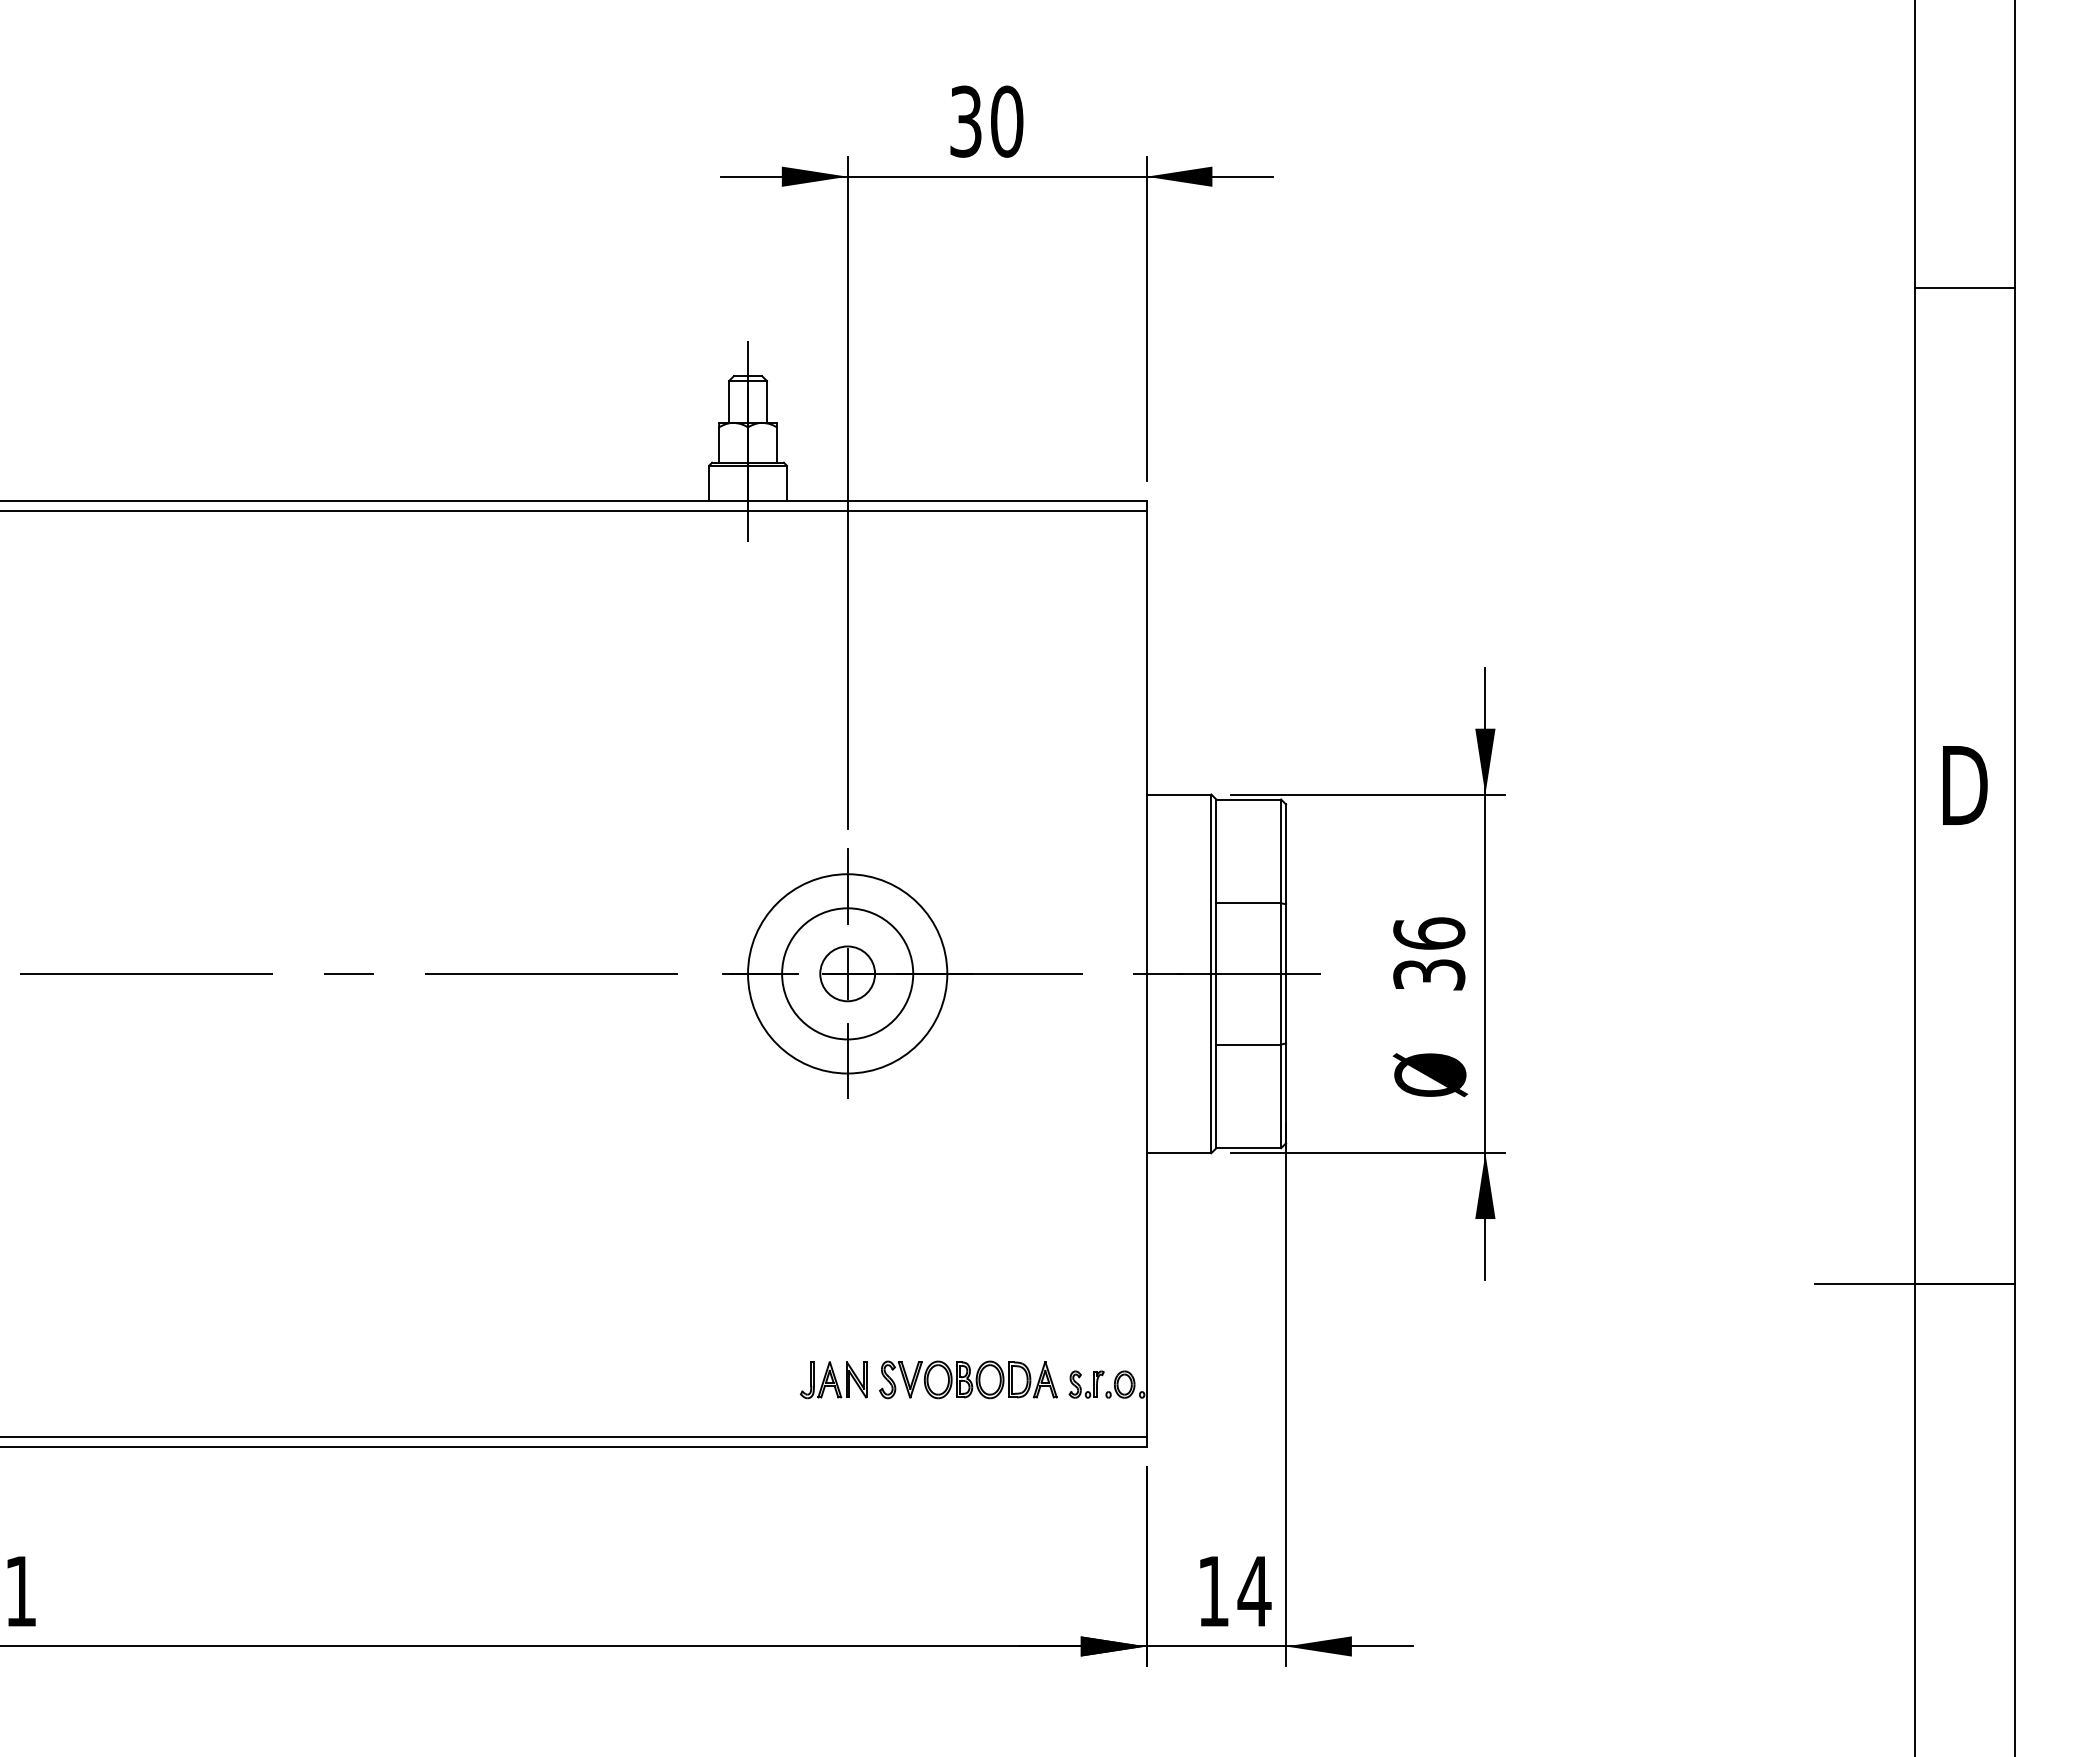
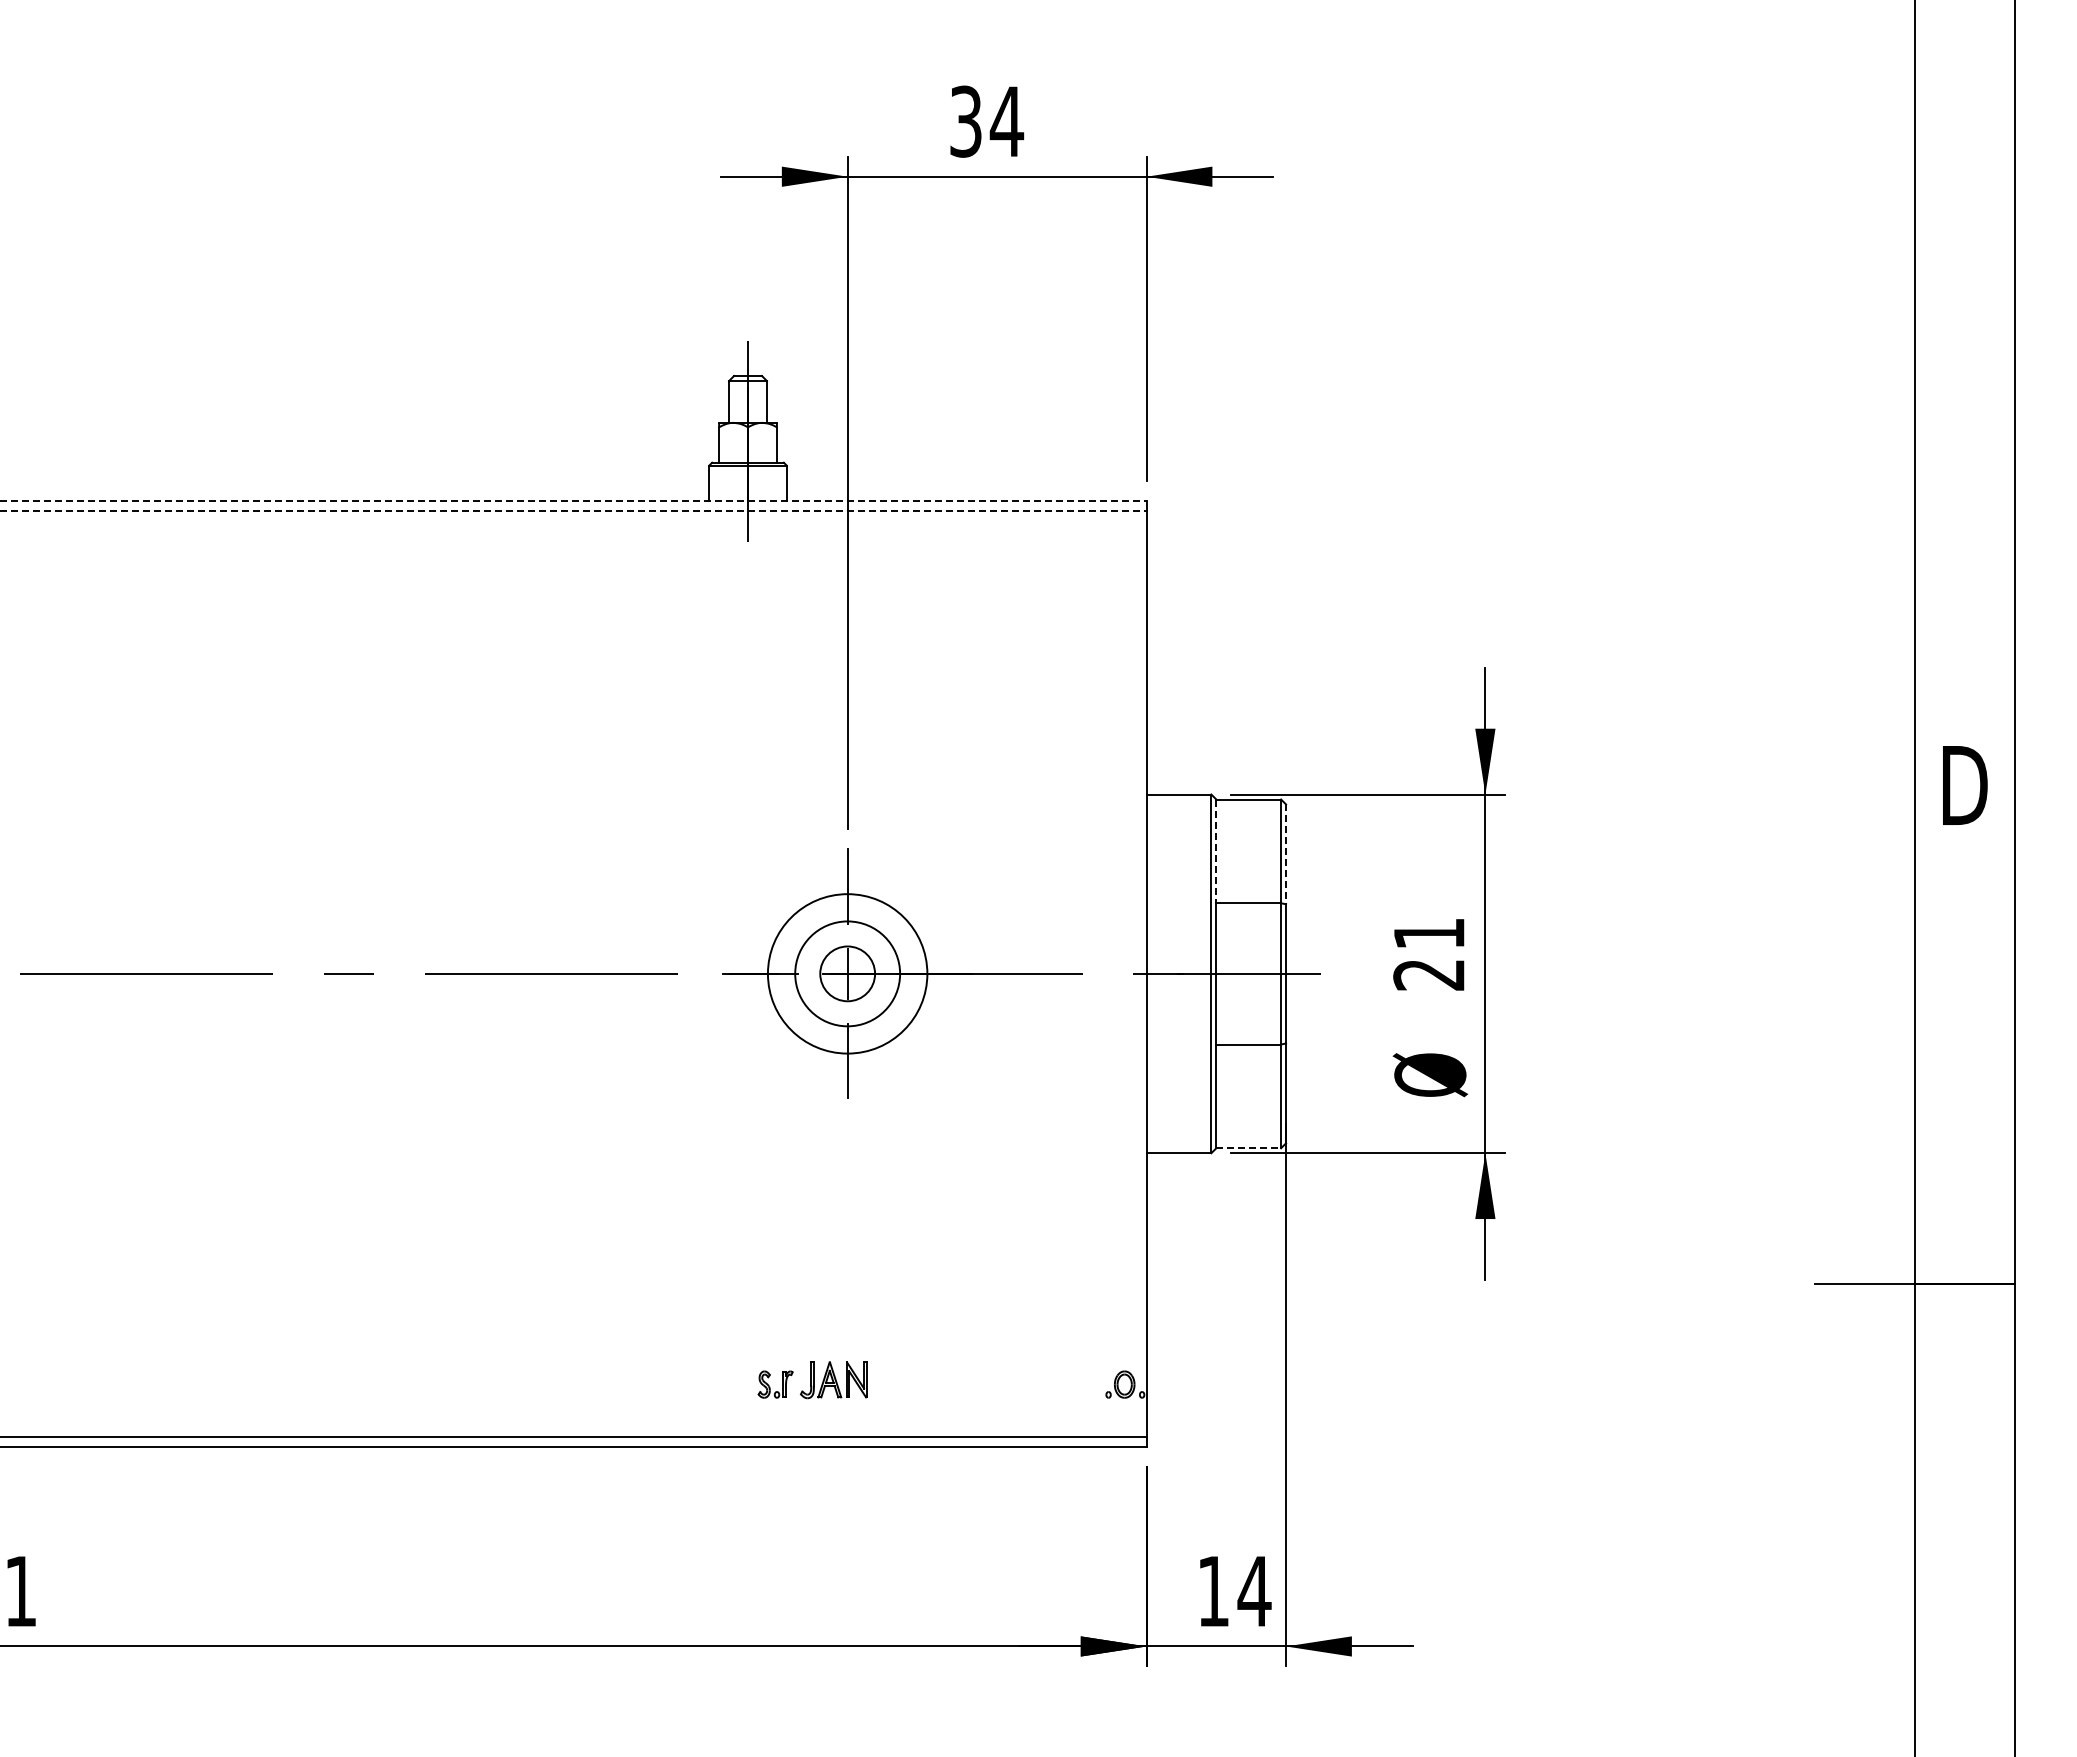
text: 30 -> 34 (1006, 121)
line: present -> none (1964, 287)
line: solid -> dashed (573, 500)
line: solid -> dashed (573, 510)
line: solid -> dashed (1216, 851)
line: solid -> dashed (1286, 854)
text: 36 -> 21 (1429, 953)
circle diameter: 131 px -> 105 px (847, 973)
circle diameter: 199 px -> 159 px (847, 973)
line: solid -> dashed (1249, 1148)
part: present -> none (968, 1379)
part position: (1086, 1384) -> (775, 1384) (775, 1384)
